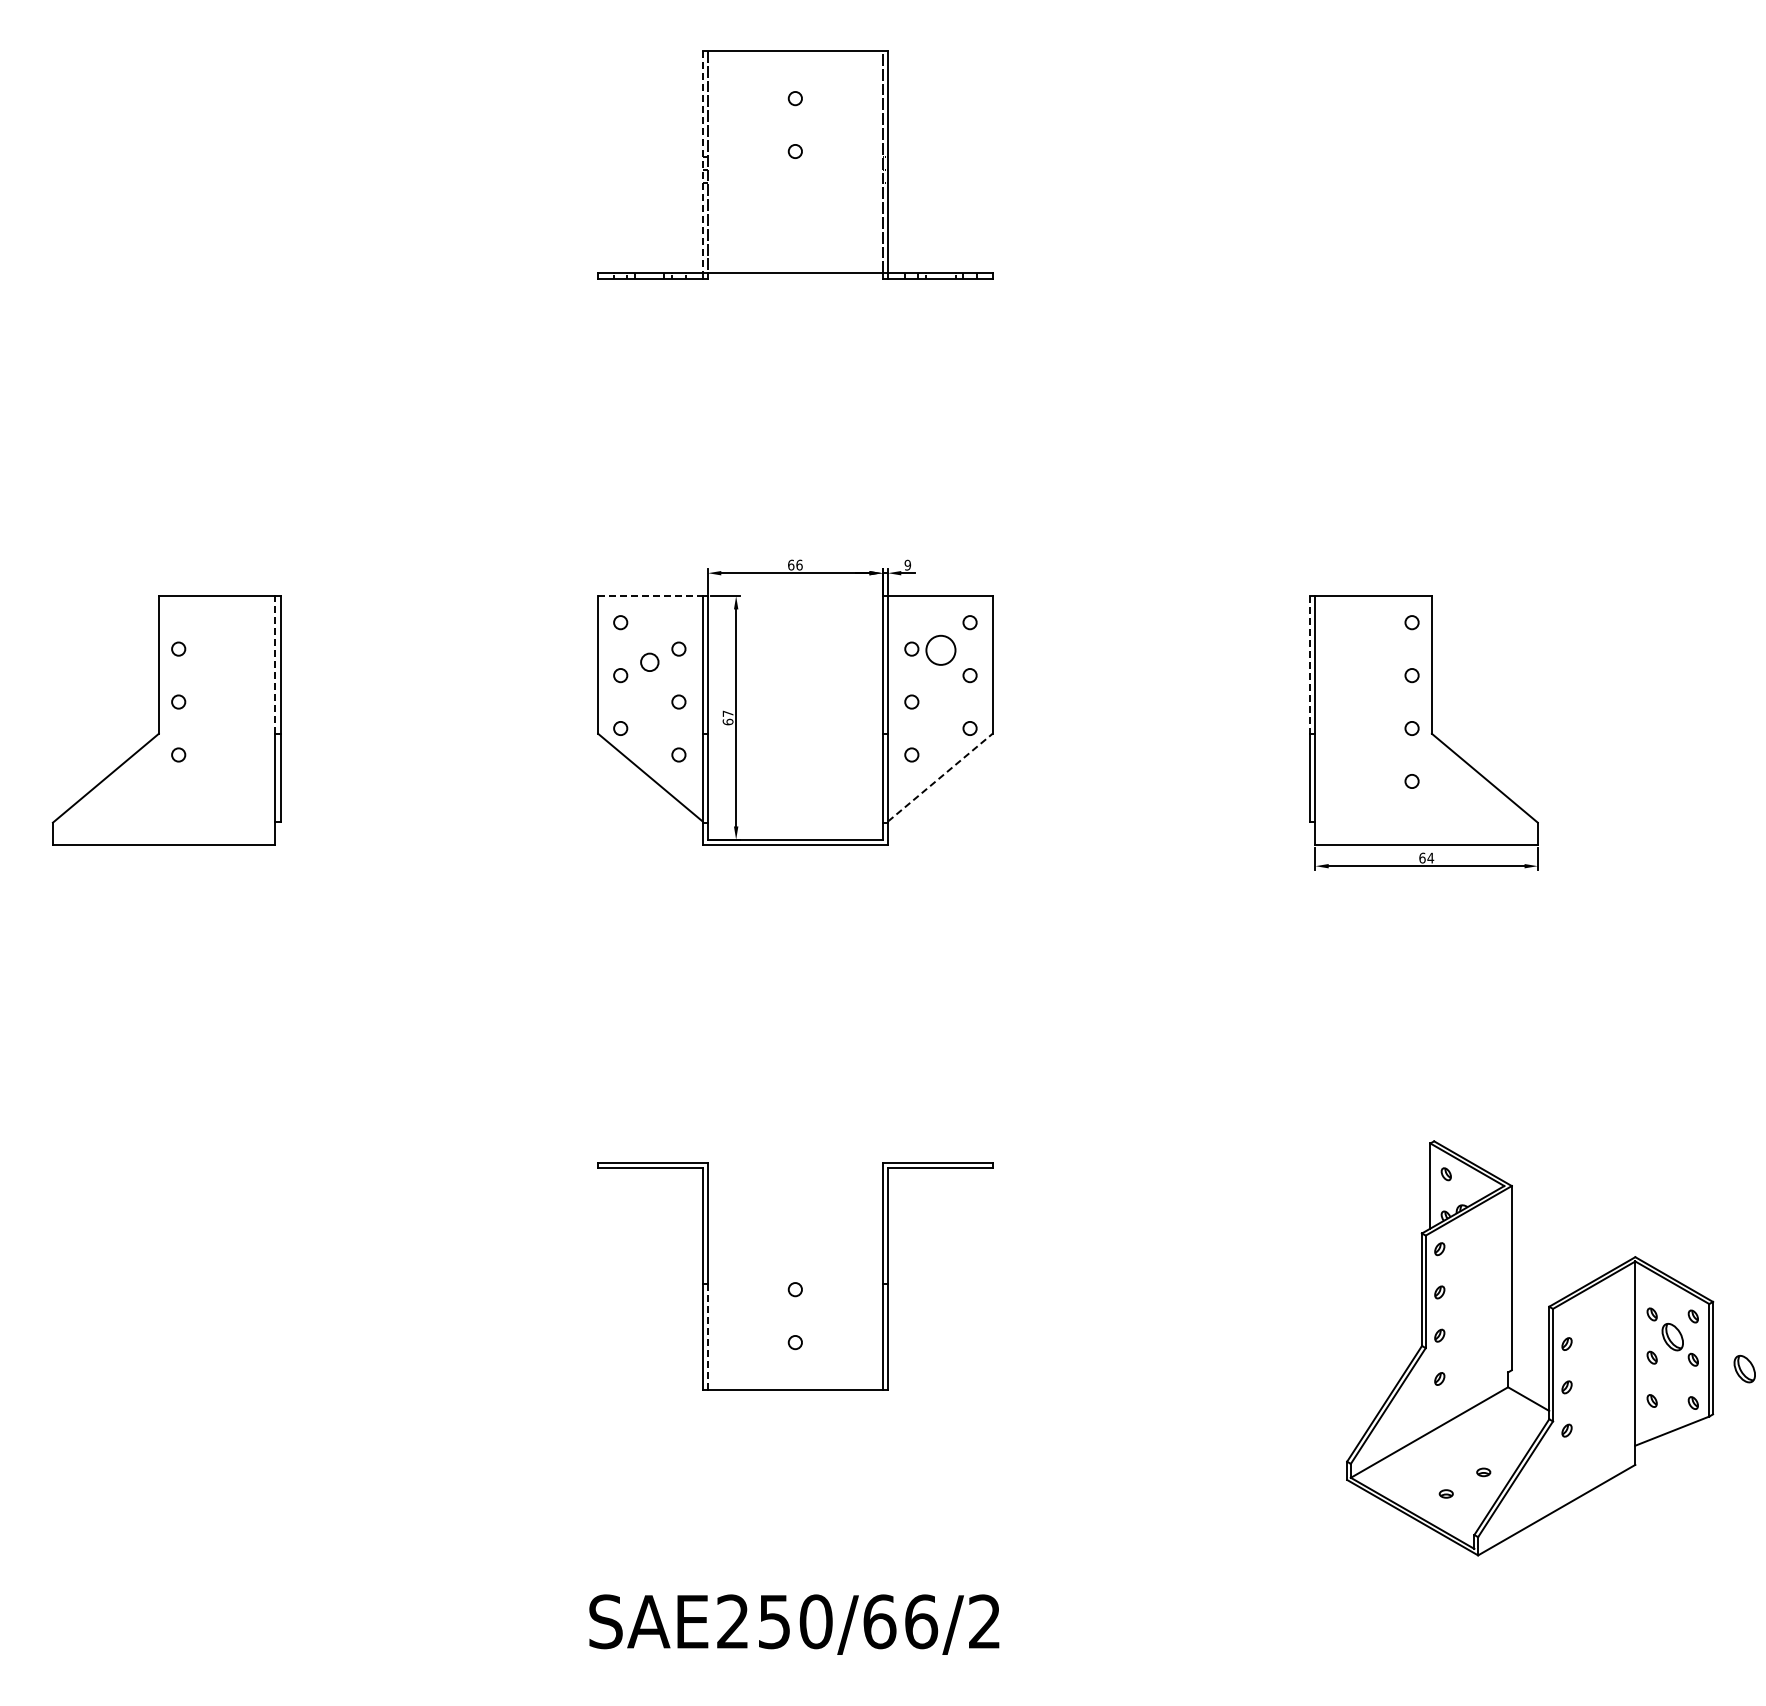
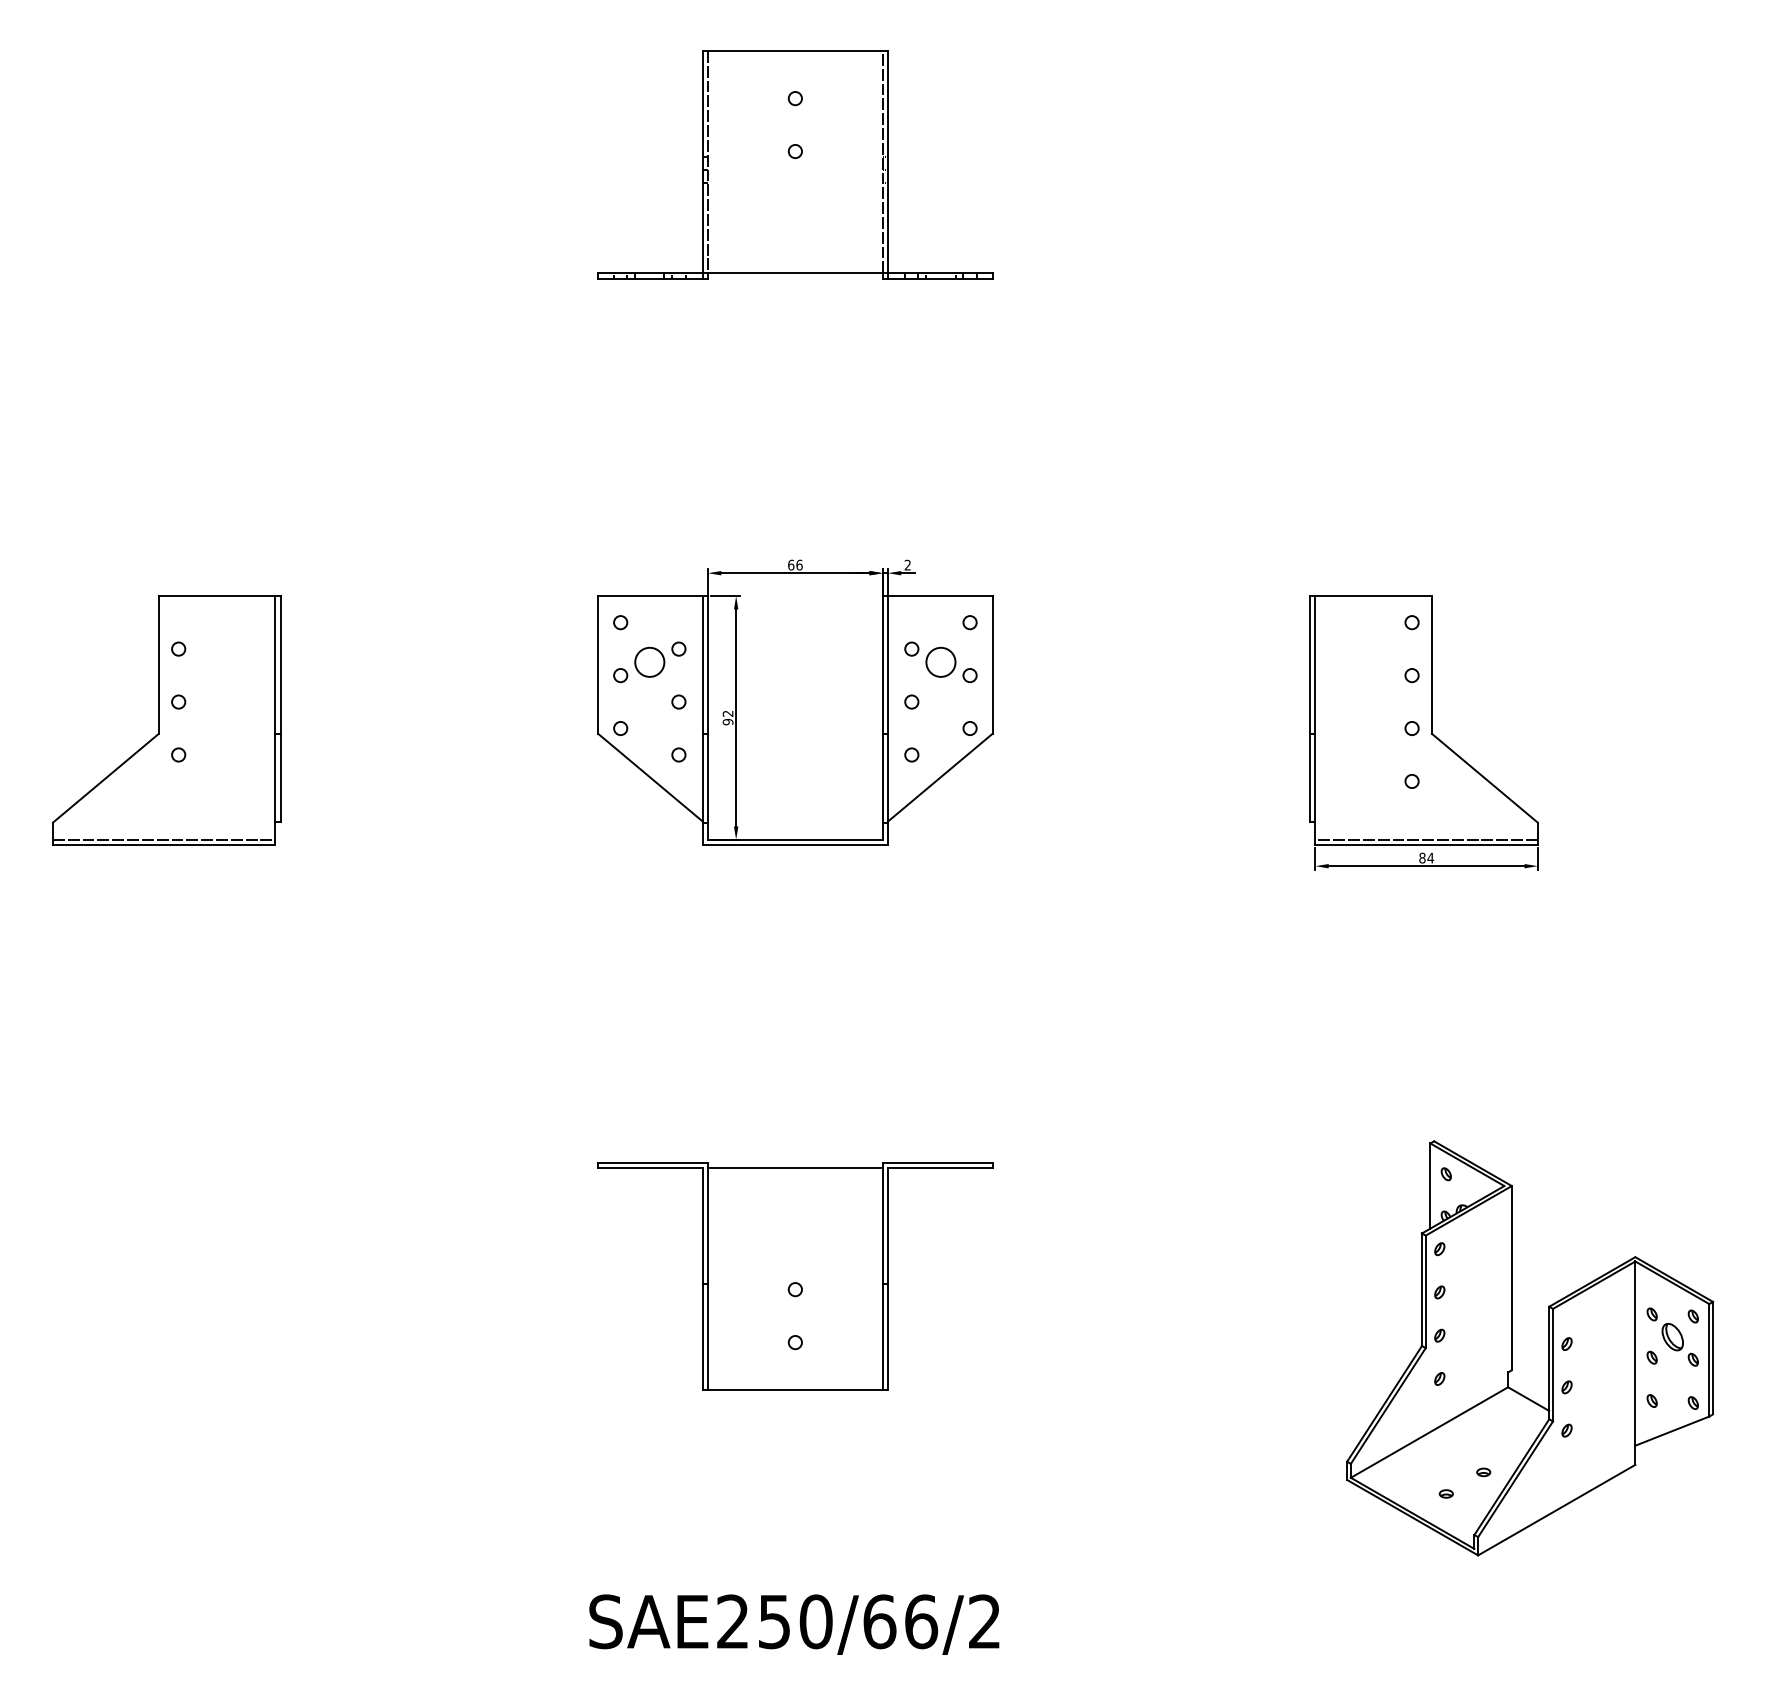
line: dashed -> solid (702, 162)
text: 9 -> 2 (907, 564)
line: dashed -> solid (650, 596)
circle position: (940, 649) -> (940, 661) (940, 661)
circle diameter: 17 px -> 29 px (649, 661)
line: dashed -> solid (275, 665)
line: dashed -> solid (1310, 665)
text: 67 -> 92 (727, 717)
line: dashed -> solid (940, 777)
line: none -> present (163, 839)
line: none -> present (1426, 839)
text: 64 -> 84 (1422, 857)
line: none -> present (795, 1167)
line: dashed -> solid (708, 1337)
part: present -> none (1744, 1369)
